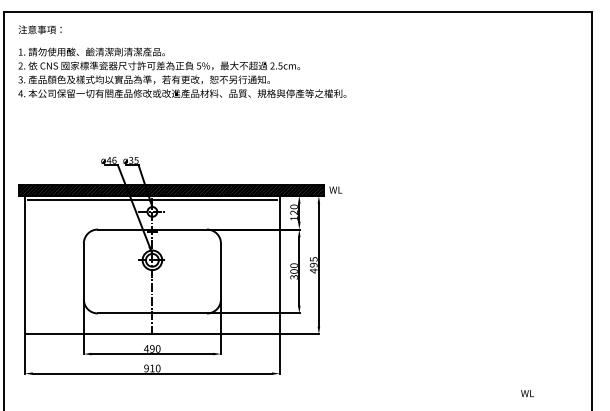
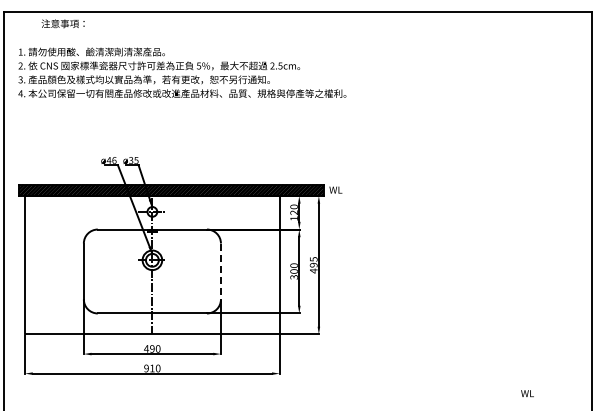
text position: (39, 29) -> (62, 23) (62, 23)
line: present -> none (151, 200)
line: solid -> dashed (220, 271)
